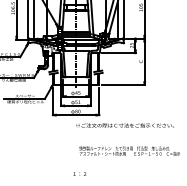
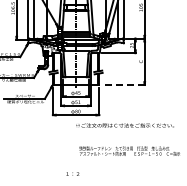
line: solid -> dashed (123, 85)
text position: (79, 173) -> (72, 173) (72, 173)
